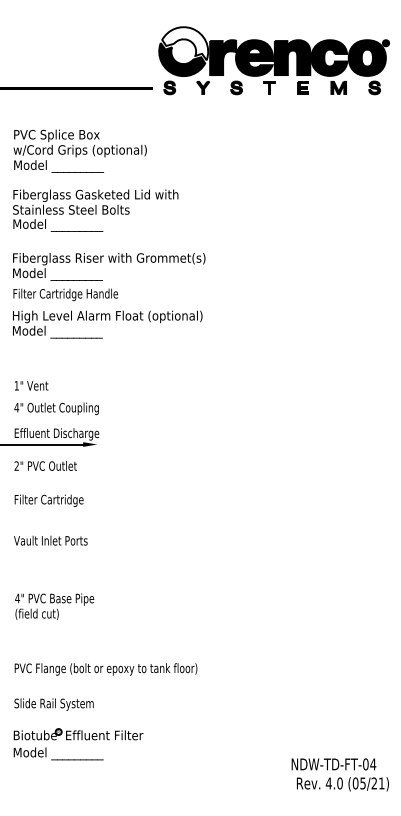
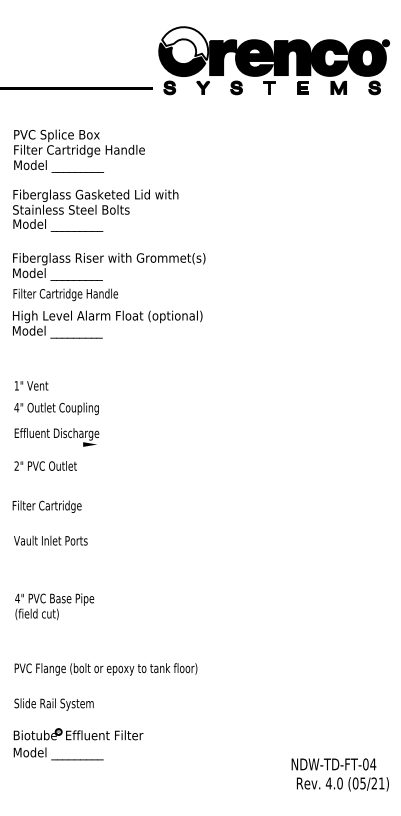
text: w/Cord Grips (optional) -> Filter Cartridge Handle (79, 150)
line: present -> none (42, 444)
text position: (48, 500) -> (46, 506) (46, 506)
